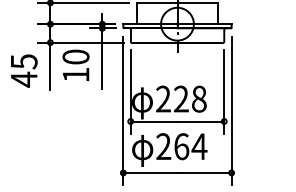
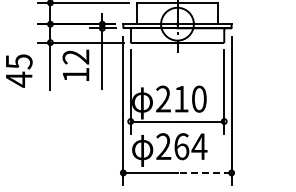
text: 10 -> 12 (75, 56)
text position: (24, 70) -> (19, 70) (19, 70)
text: 228 -> 210 (190, 98)
line: solid -> dashed (204, 172)
